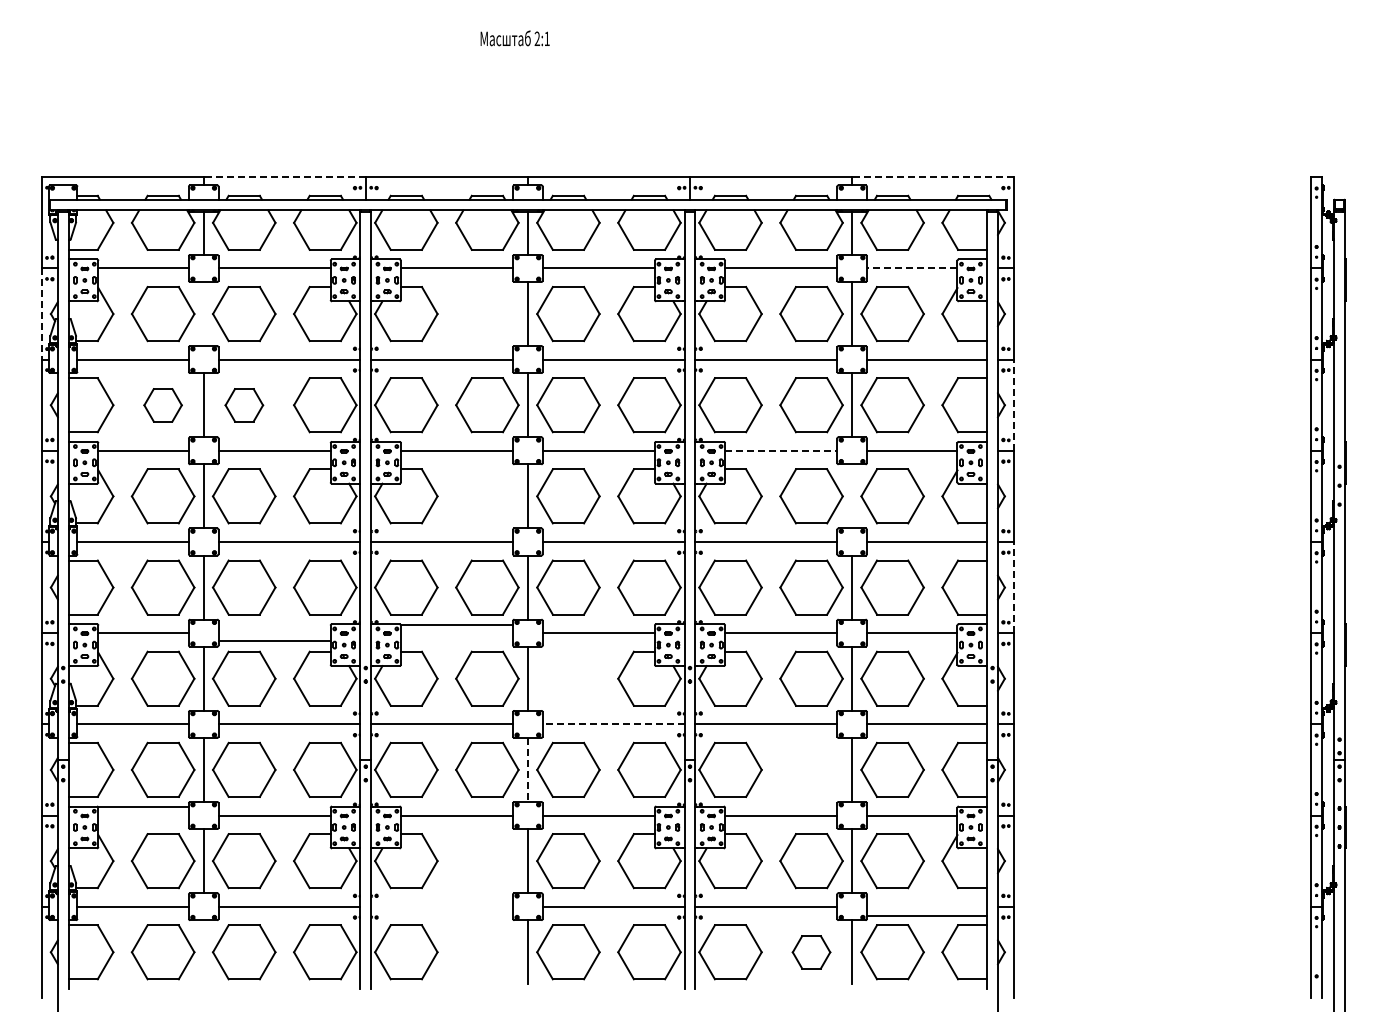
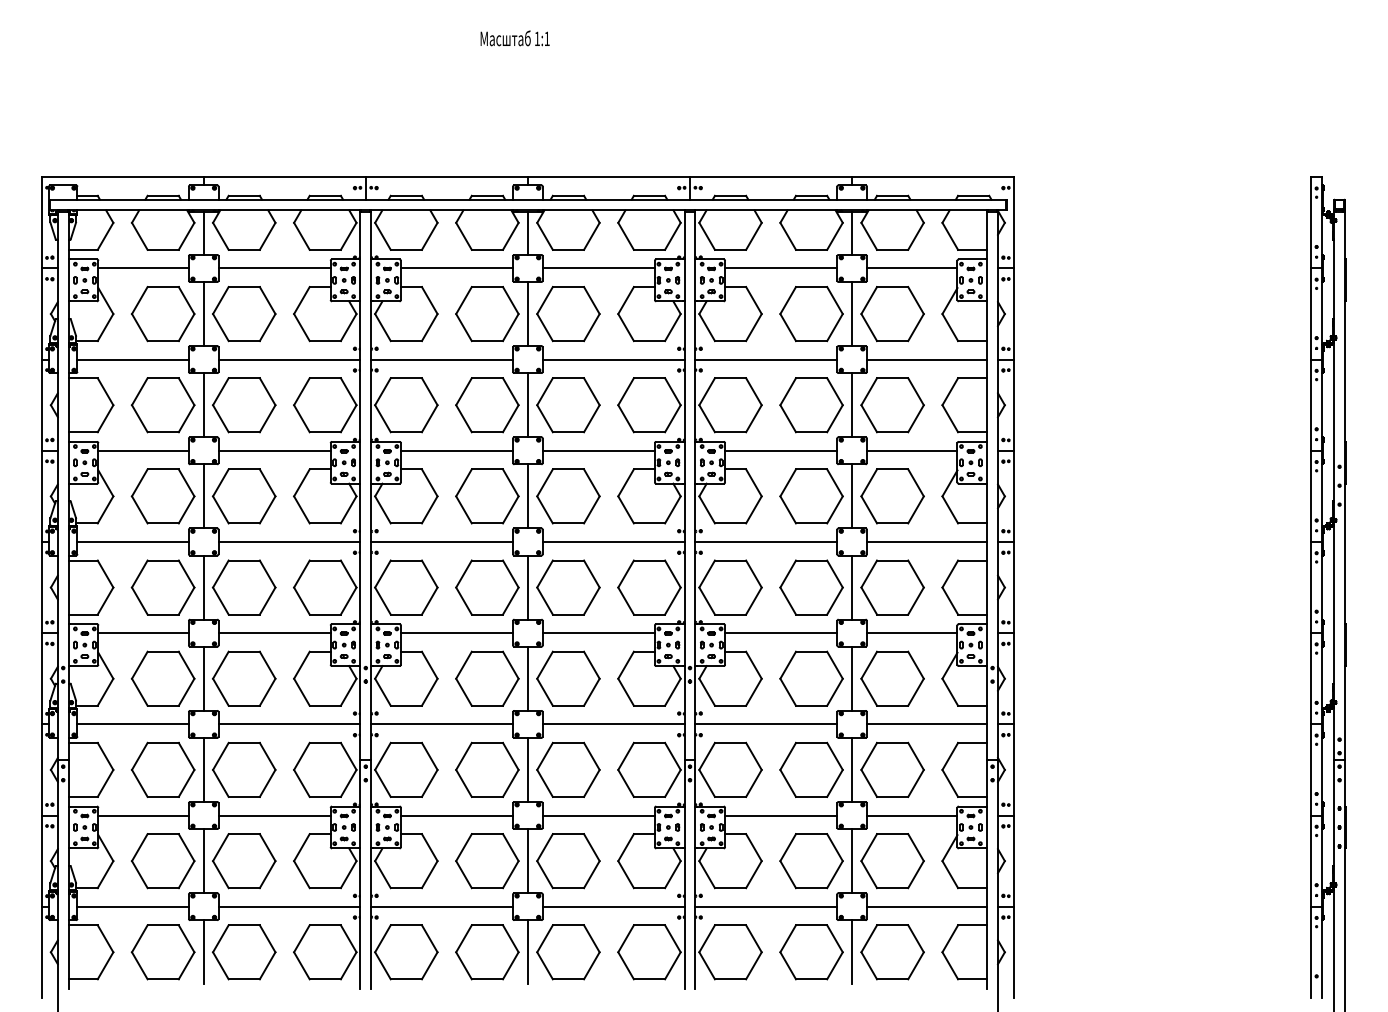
text: 2:1 -> 1:1 (537, 38)
line: dashed -> solid (284, 177)
line: dashed -> solid (932, 177)
line: dashed -> solid (911, 268)
line: none -> present (203, 313)
line: dashed -> solid (41, 314)
part: none -> present (487, 314)
part size: 40x35 px -> 66x57 px (162, 405)
part size: 41x35 px -> 65x57 px (244, 405)
line: dashed -> solid (1014, 405)
line: dashed -> solid (781, 450)
part: none -> present (487, 496)
line: none -> present (852, 496)
line: dashed -> solid (1014, 587)
line position: (456, 625) -> (456, 633) (456, 633)
line position: (274, 641) -> (274, 633) (274, 633)
part: none -> present (568, 678)
line: dashed -> solid (613, 724)
part: none -> present (811, 769)
line: dashed -> solid (527, 770)
line position: (143, 806) -> (143, 815) (143, 815)
part: none -> present (487, 861)
line: none -> present (442, 906)
line position: (926, 915) -> (926, 906) (926, 906)
line: none -> present (203, 952)
part: none -> present (487, 952)
part size: 41x35 px -> 65x57 px (811, 952)
